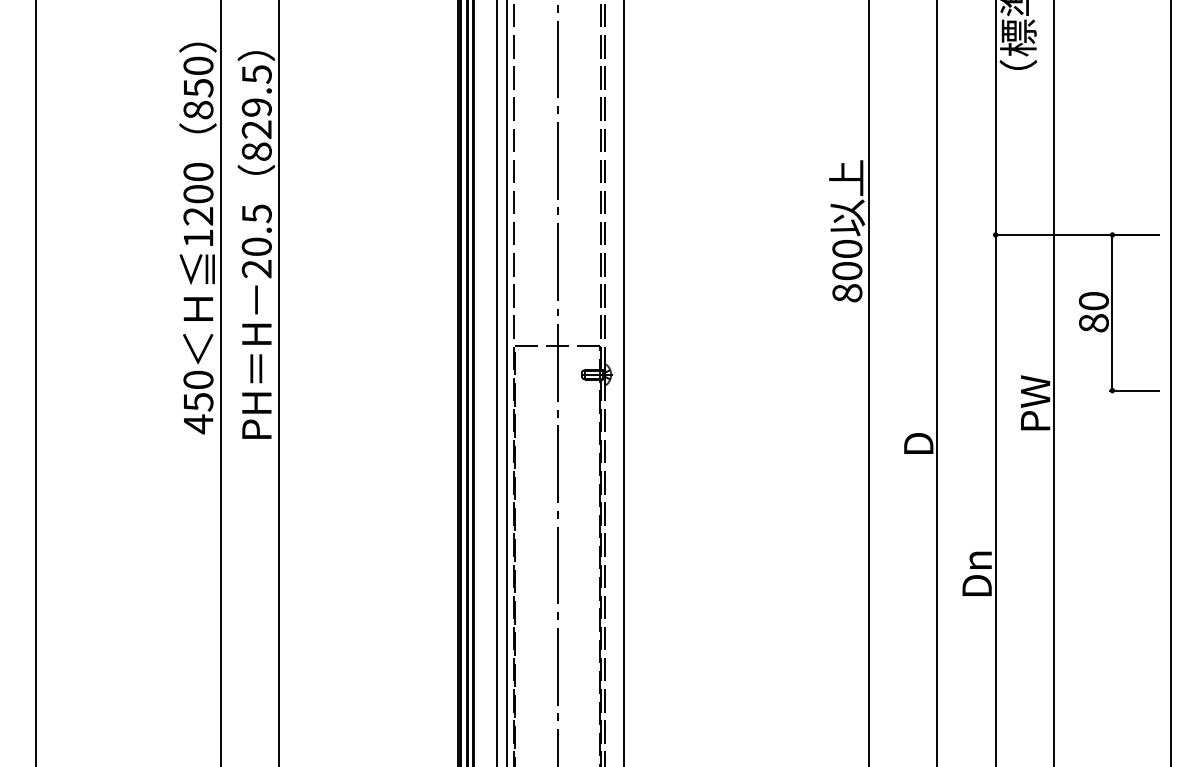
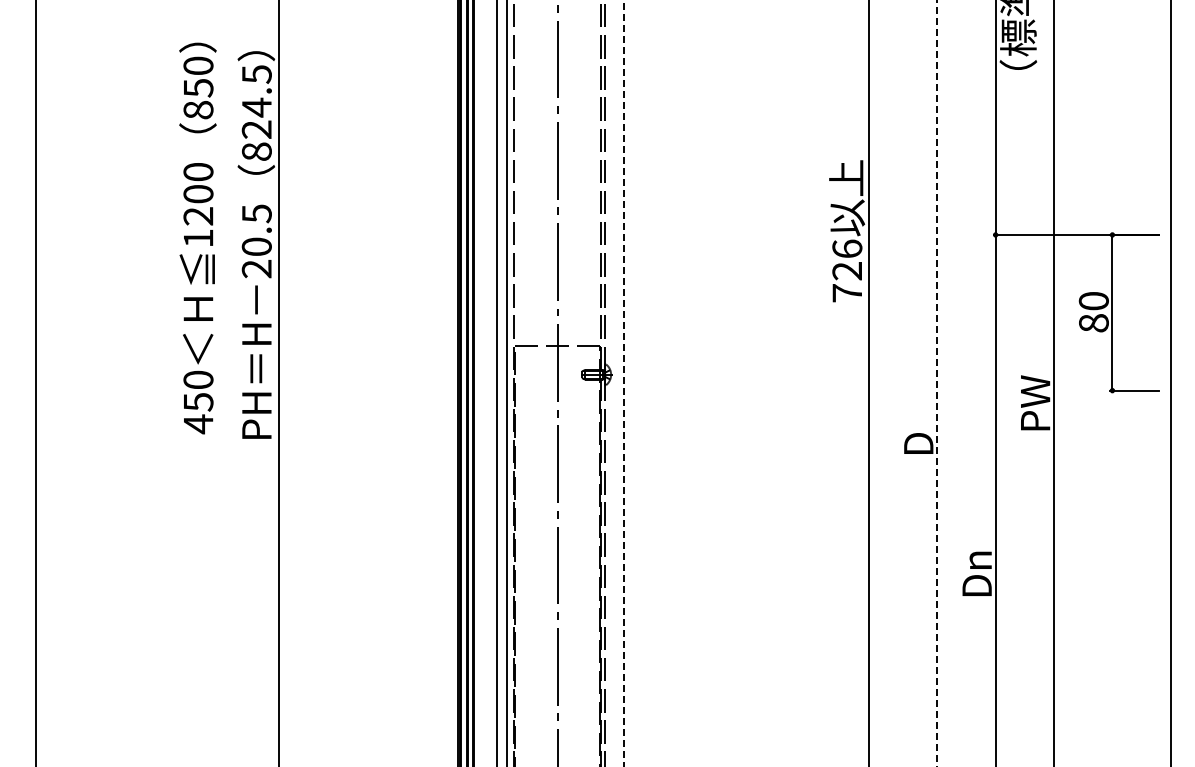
text: 829.5 -> 824.5 (256, 107)
text: 800 -> 726 (847, 270)
line: present -> none (220, 382)
line: solid -> dashed (623, 383)
line: solid -> dashed (937, 384)
